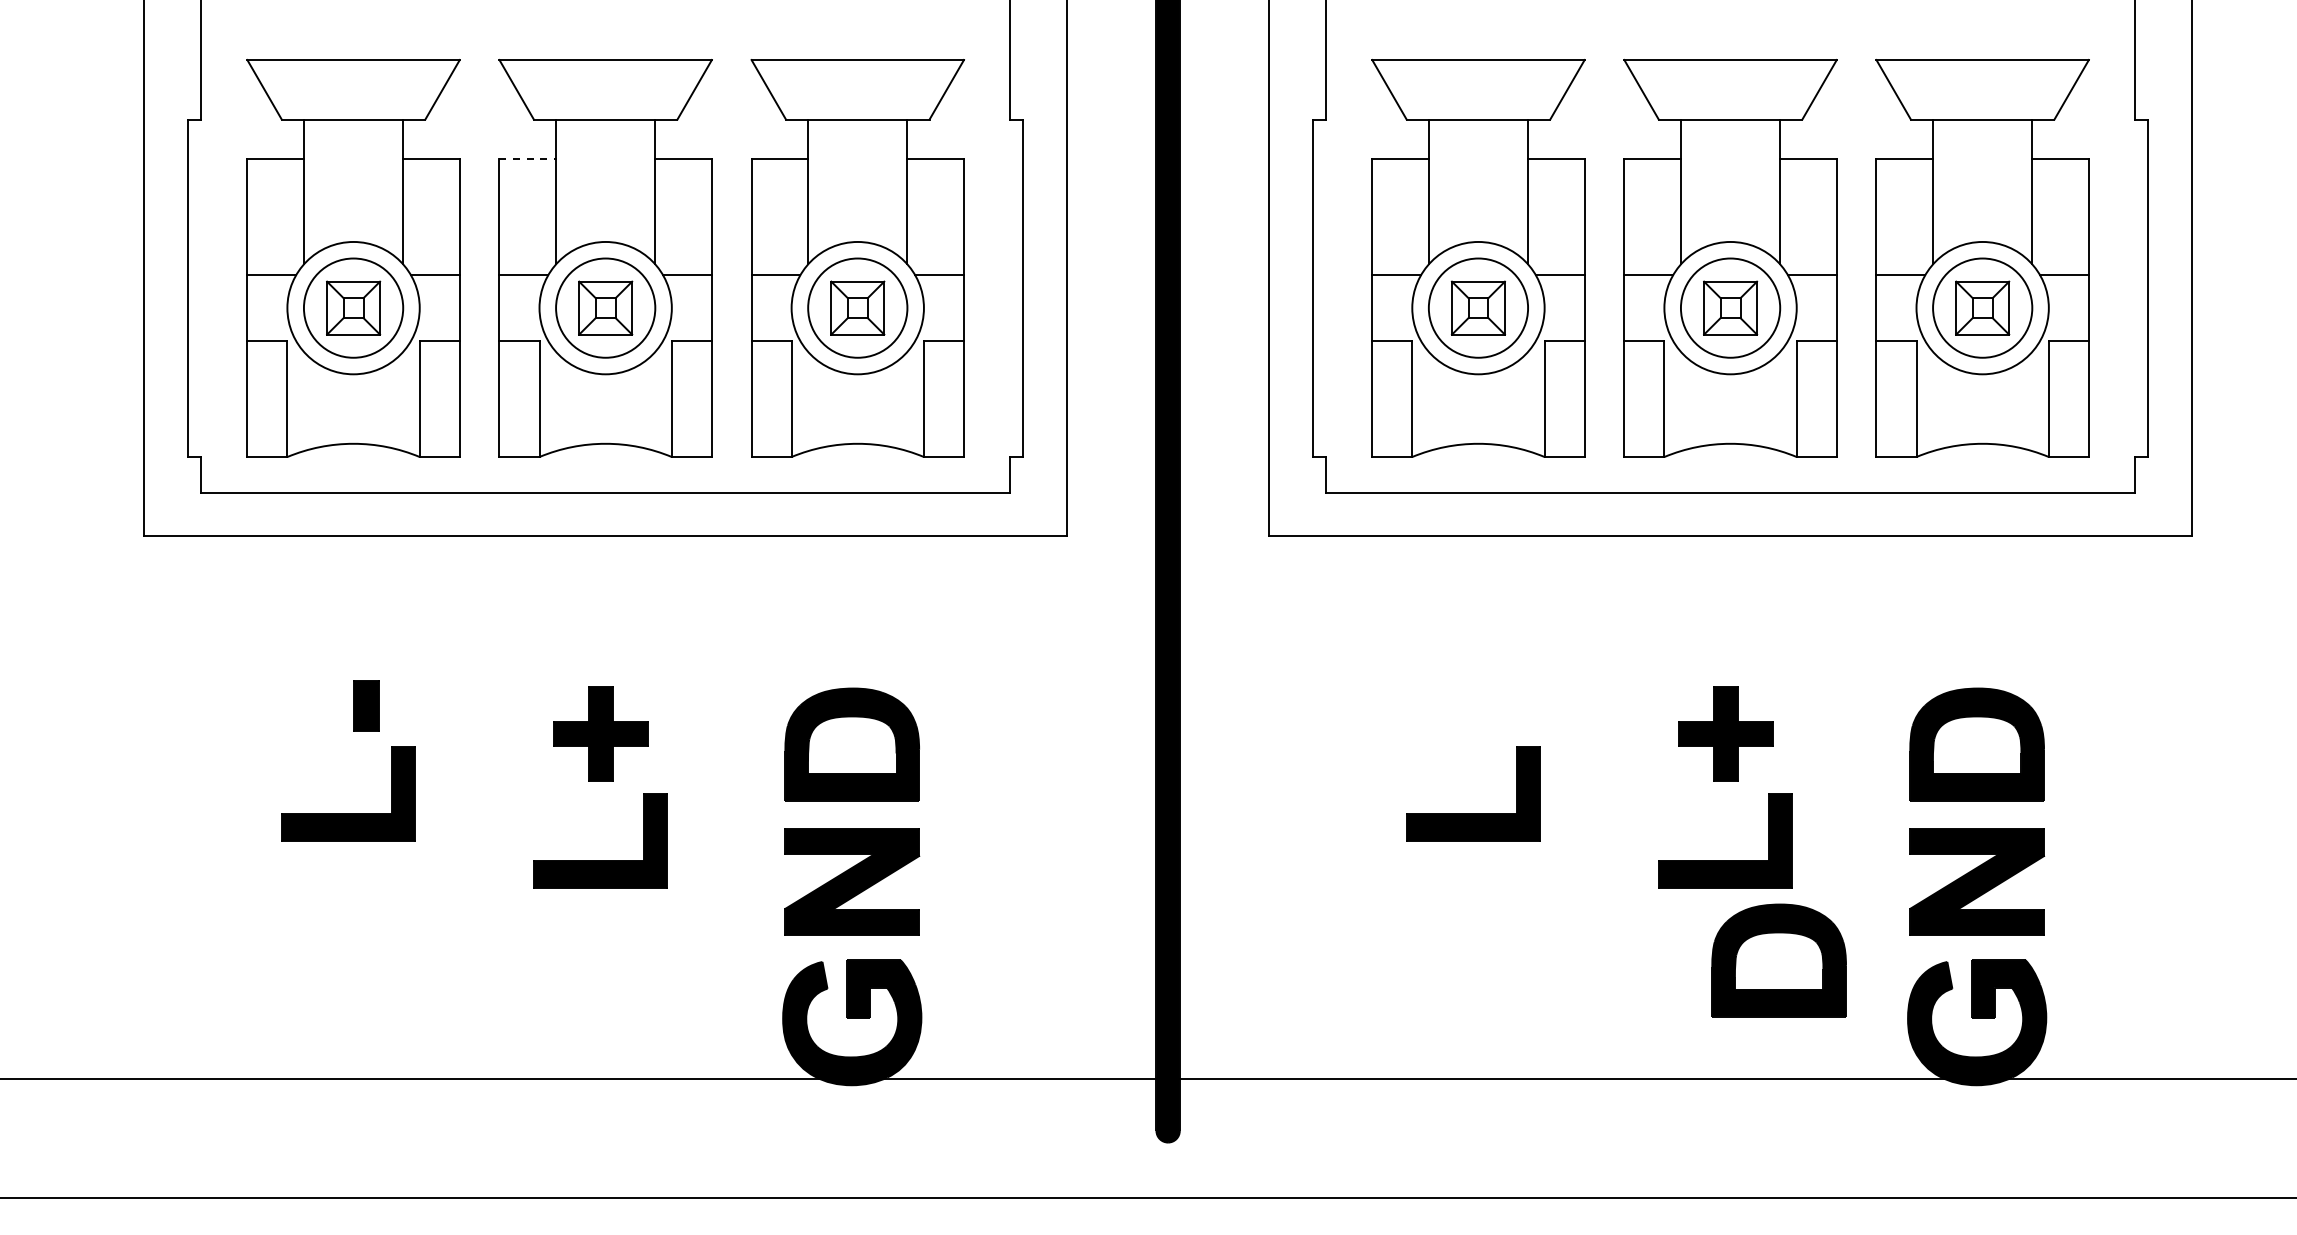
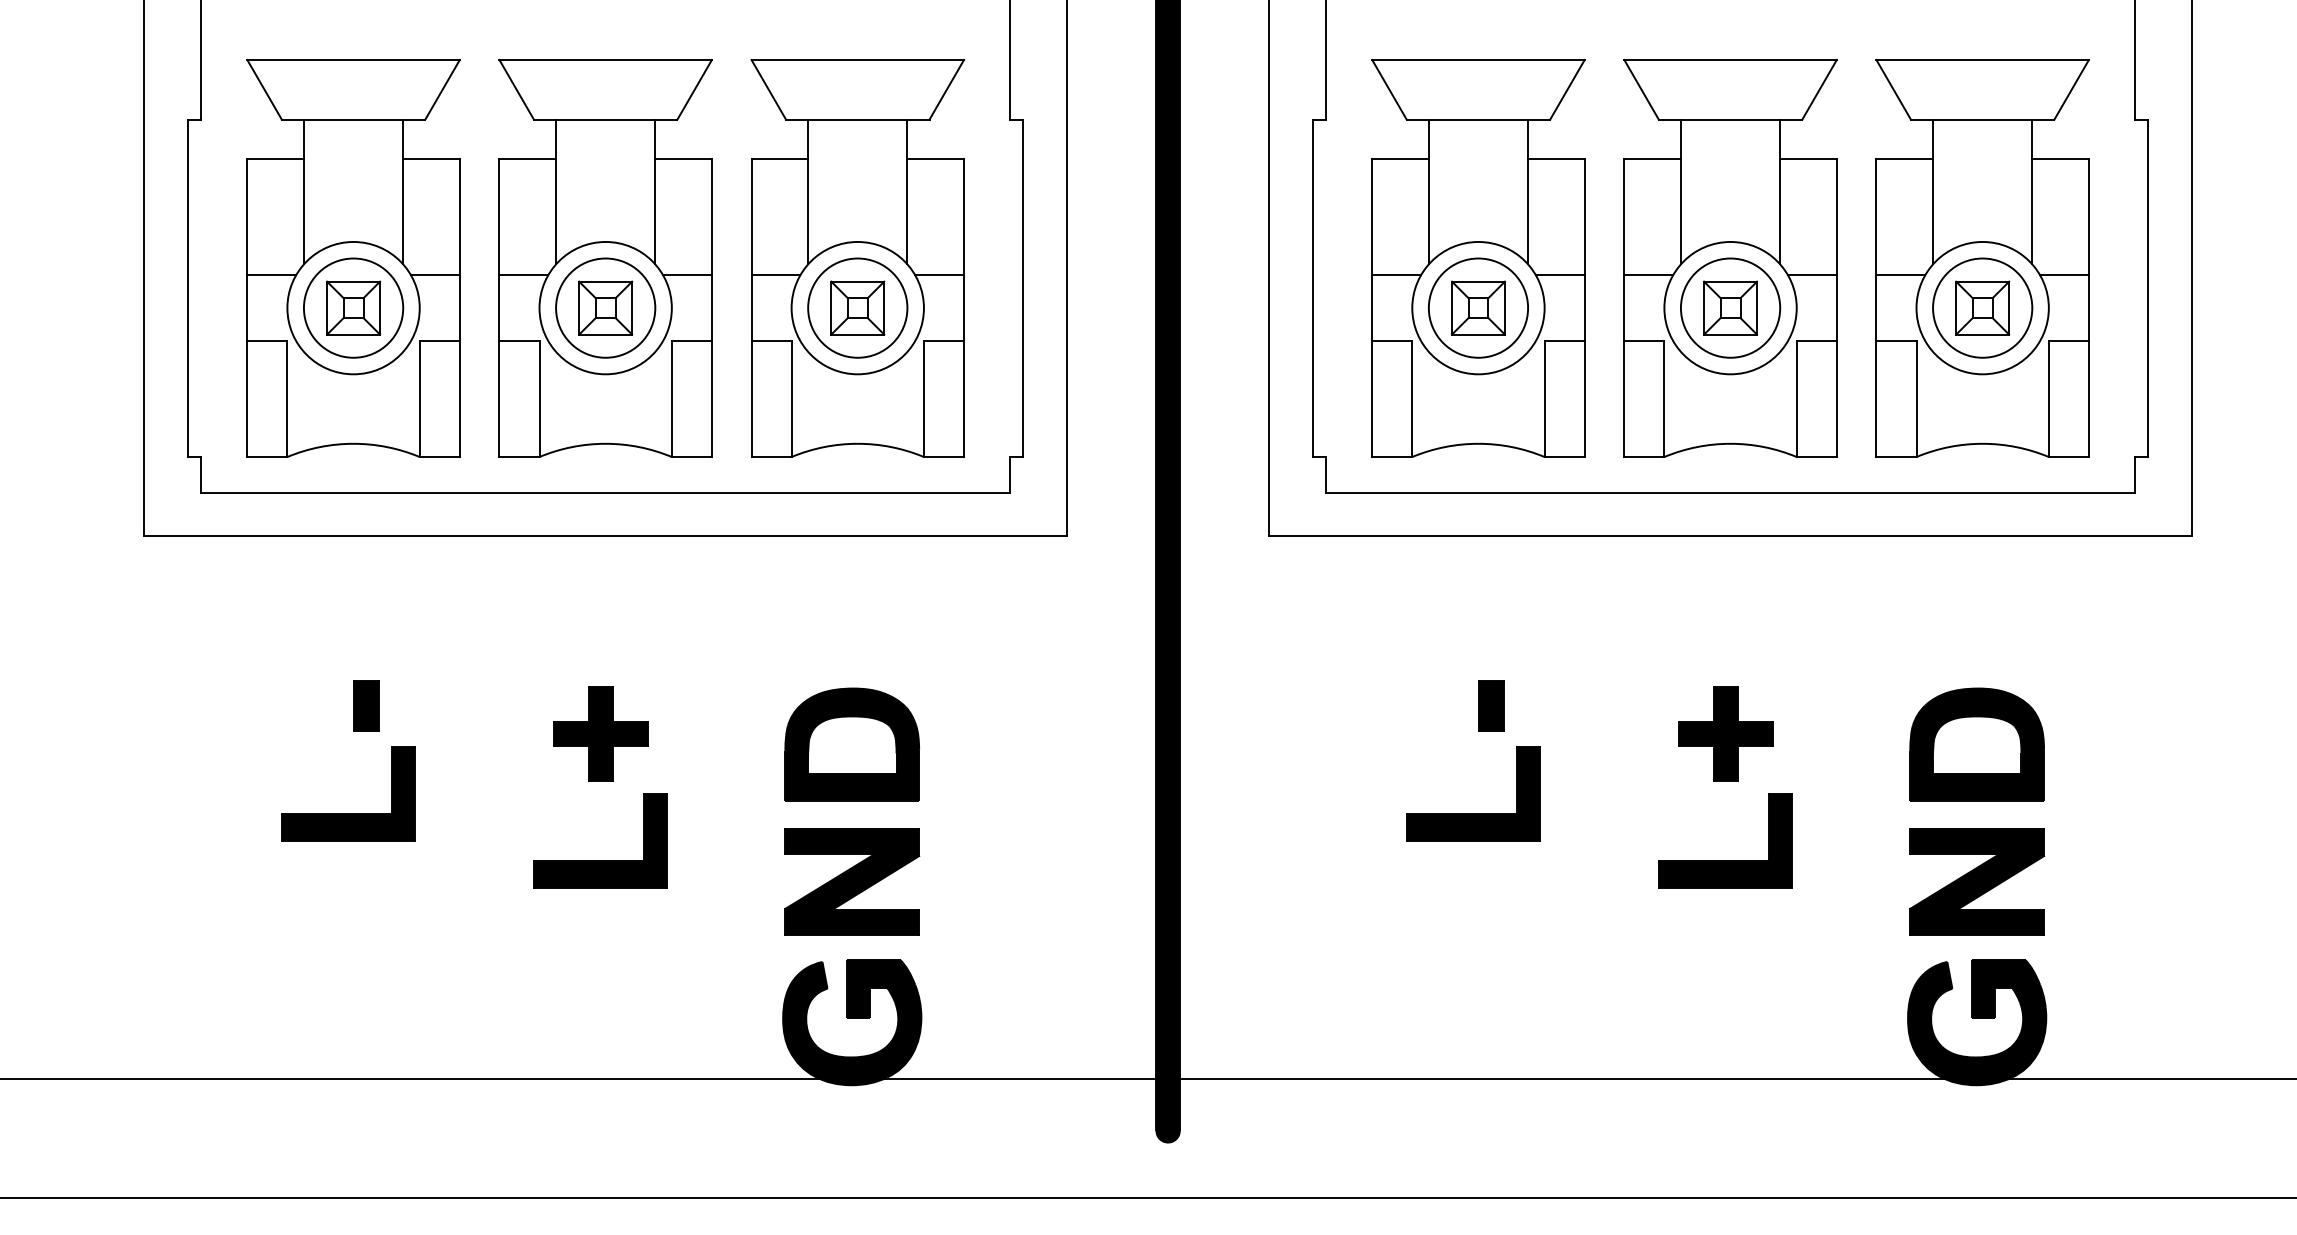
line: dashed -> solid (528, 159)
part: none -> present (1491, 705)
part: present -> none (1778, 960)
